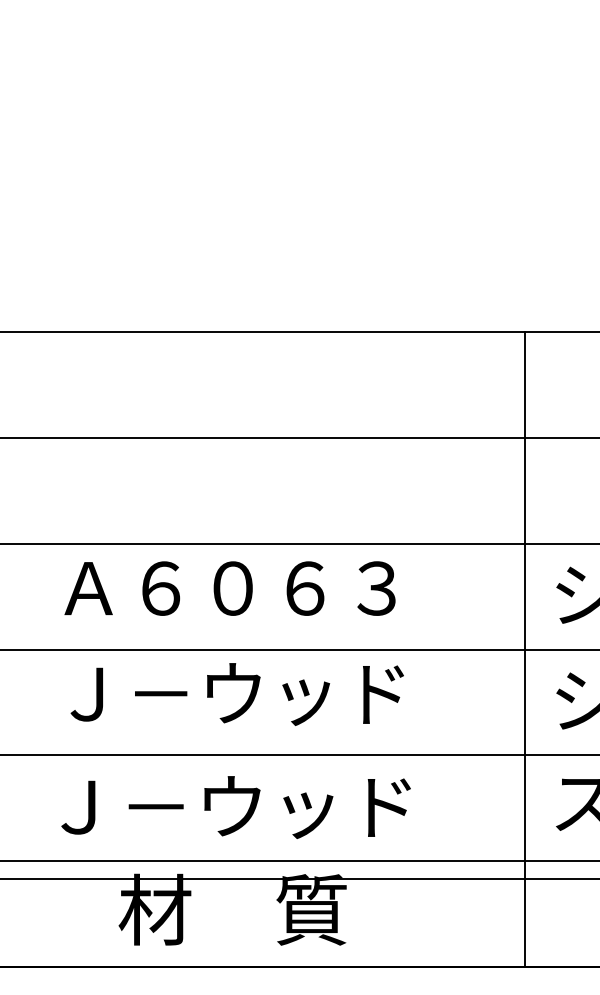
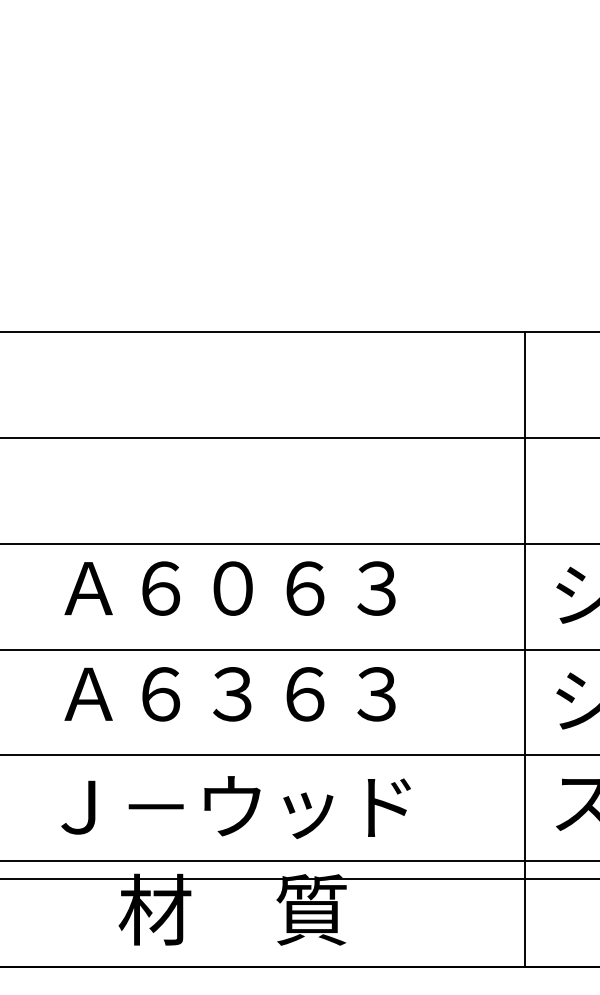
text: Ｊ－ウッド -> Ａ６３６３ (233, 694)
